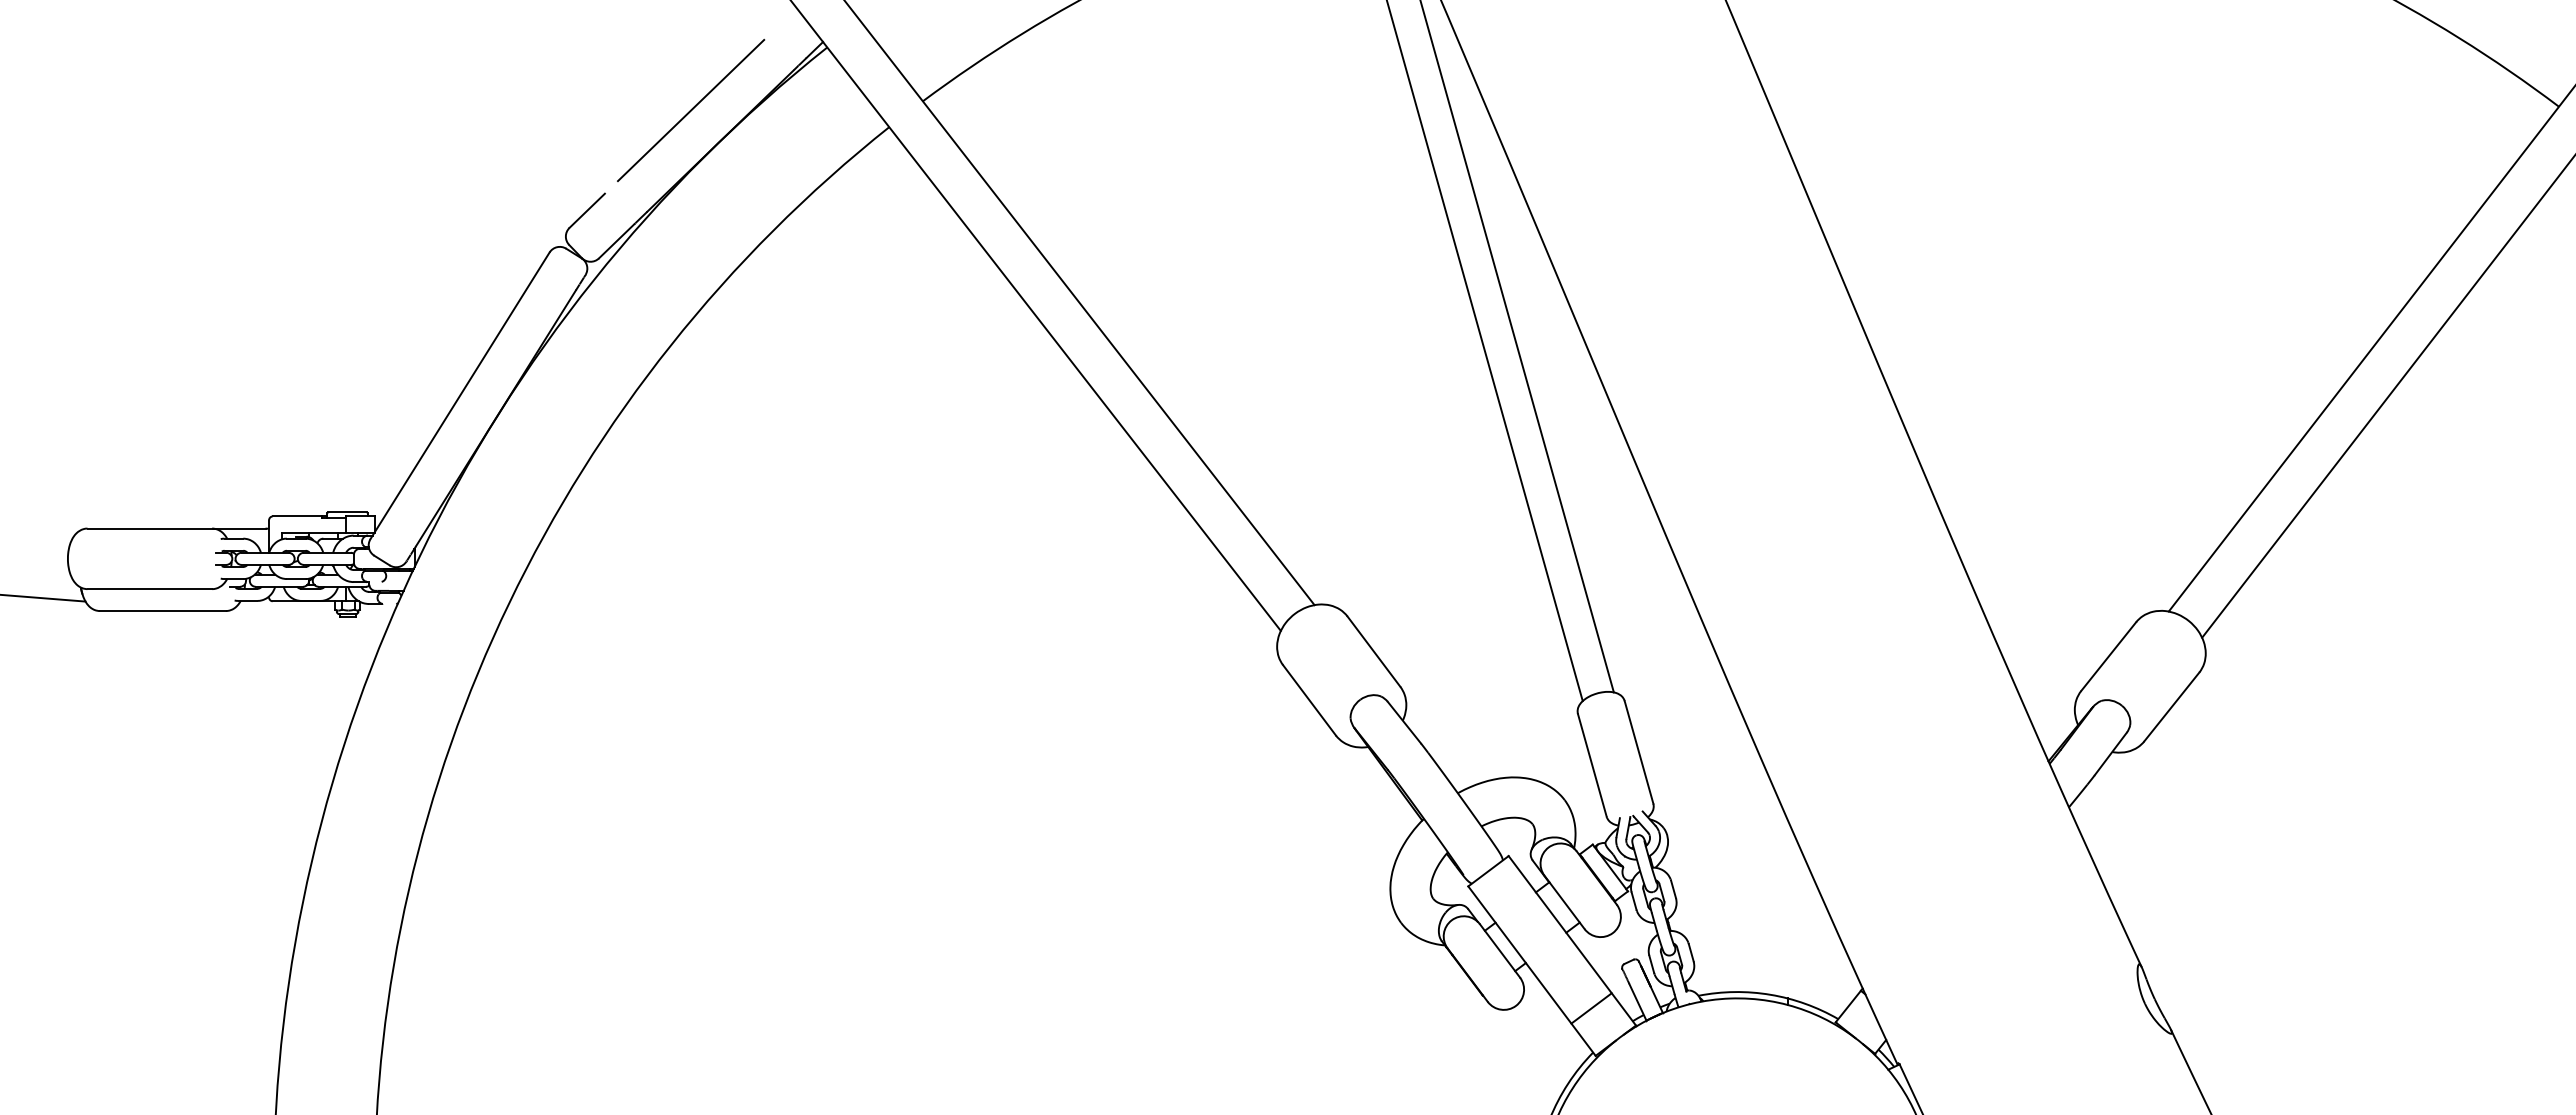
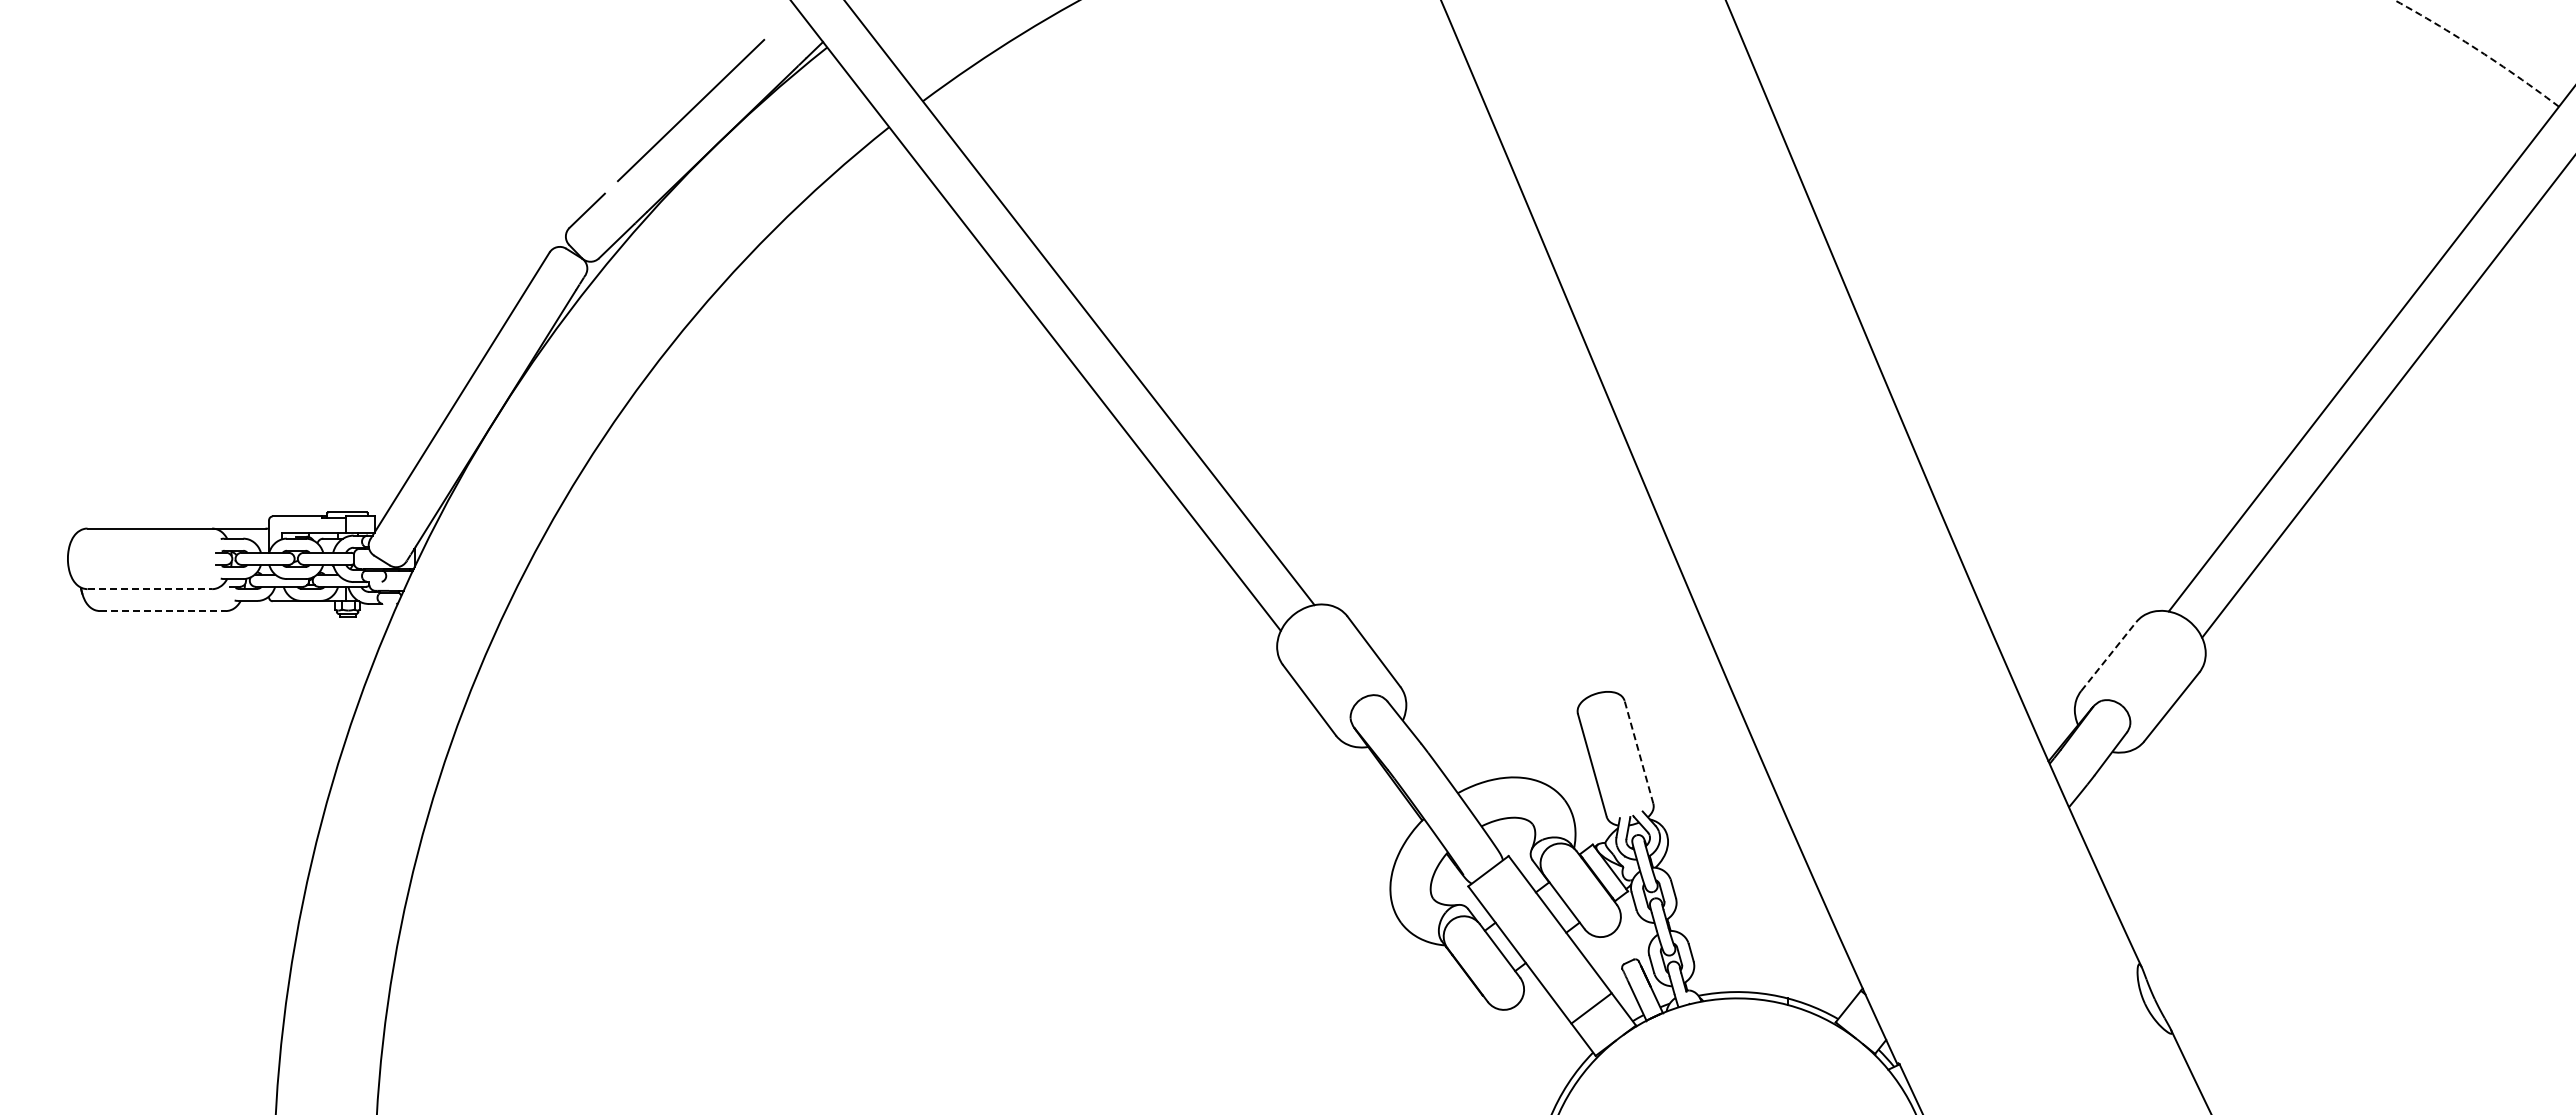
arc: solid -> dashed (2477, 50)
line: present -> none (1516, 347)
line: present -> none (1484, 351)
line: solid -> dashed (150, 589)
line: present -> none (43, 598)
line: solid -> dashed (162, 611)
line: solid -> dashed (2108, 656)
line: solid -> dashed (1638, 751)
